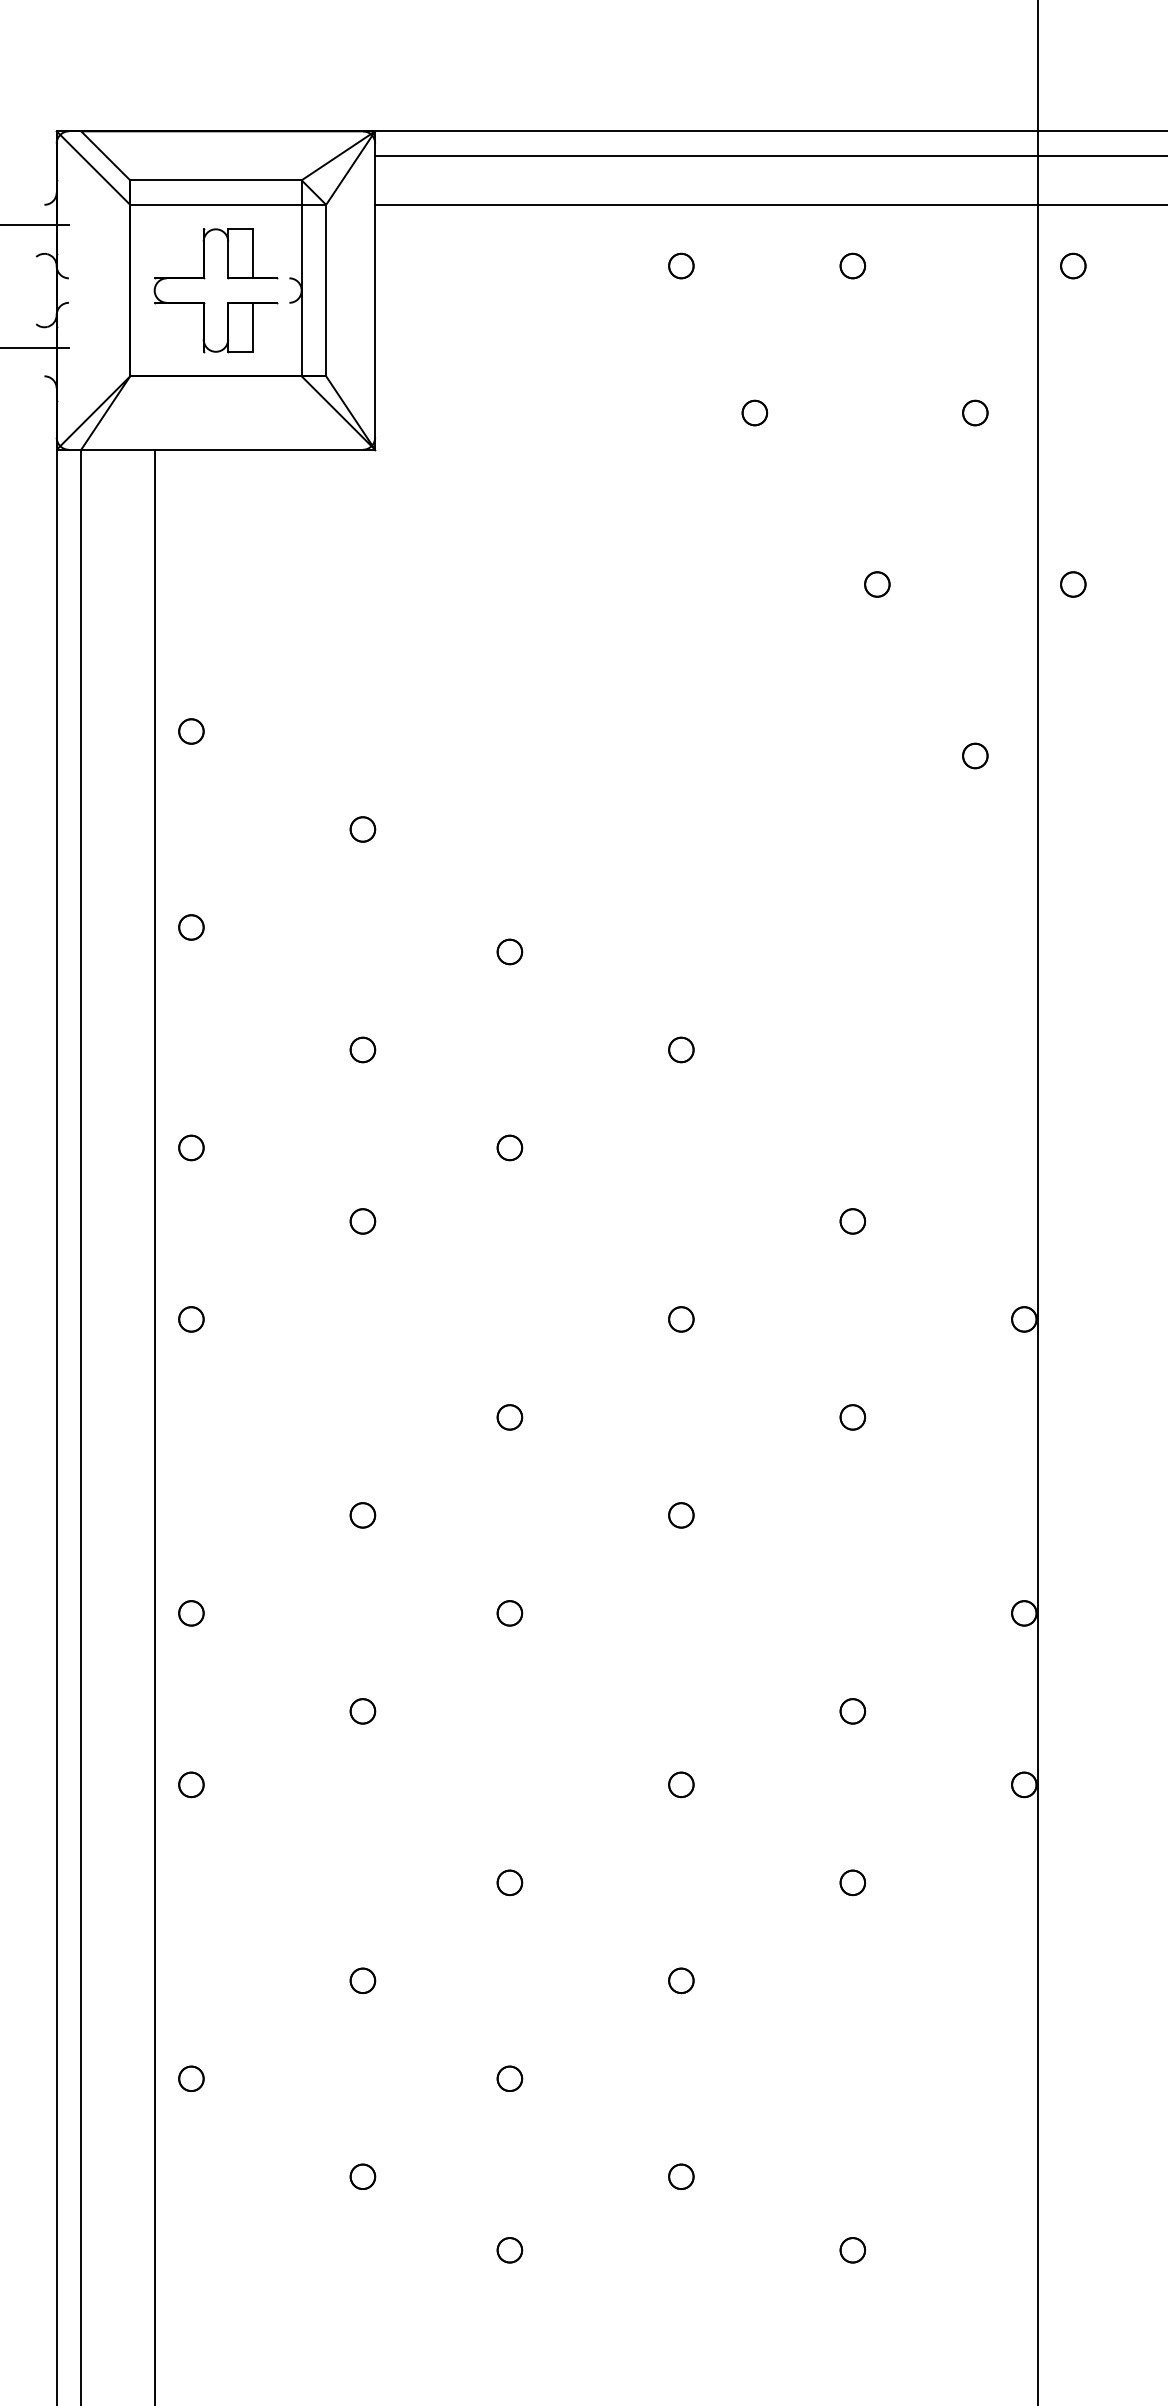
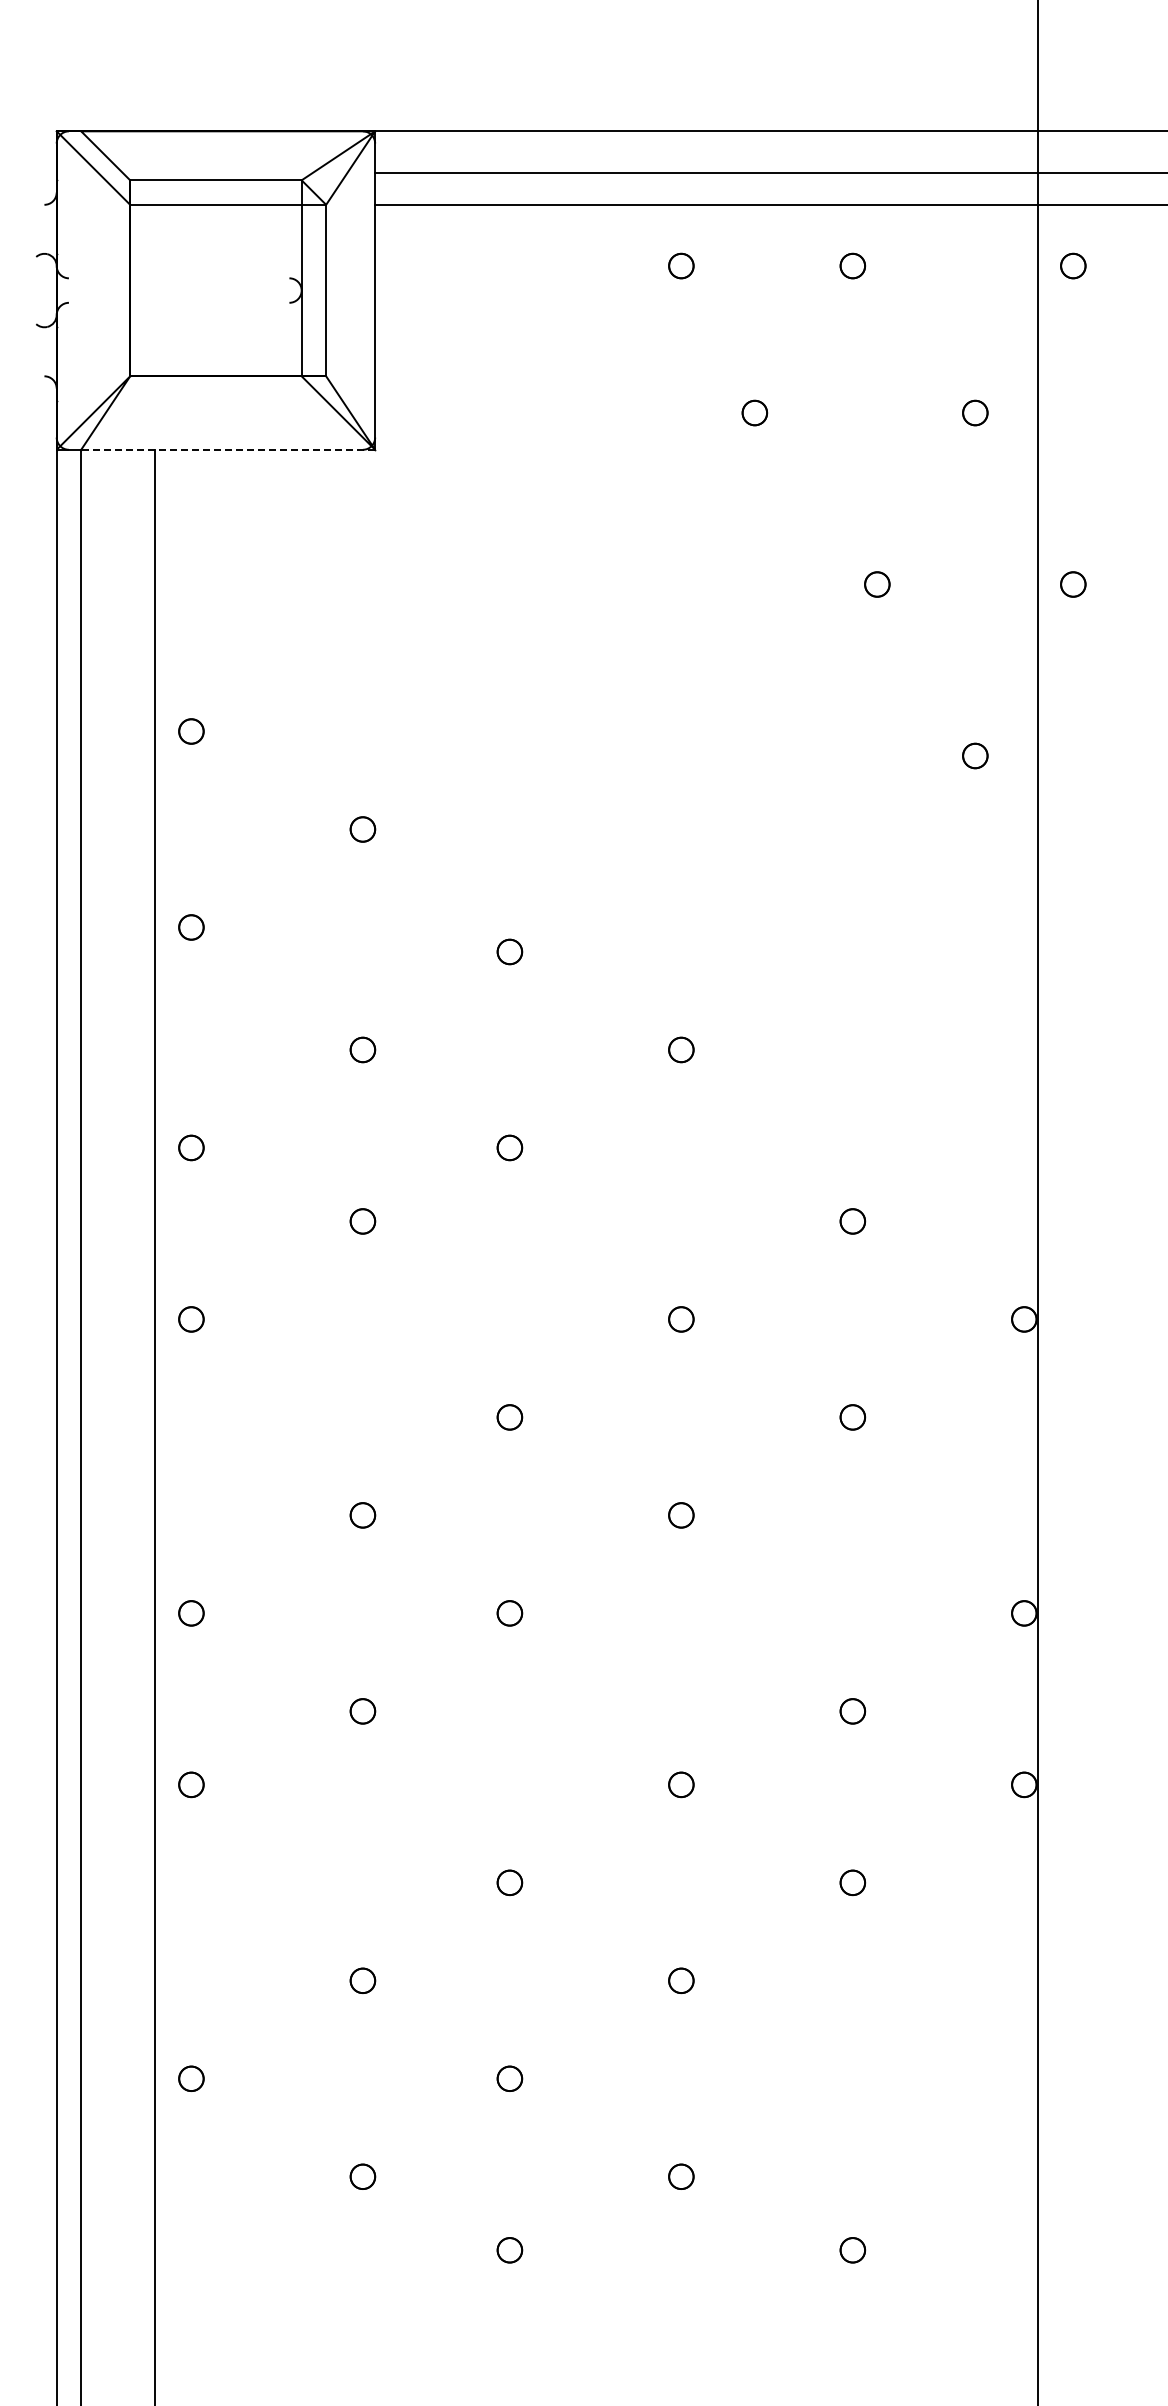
line position: (769, 155) -> (769, 172) (769, 172)
line: present -> none (35, 225)
part: present -> none (204, 279)
line: present -> none (35, 347)
line: solid -> dashed (228, 449)
